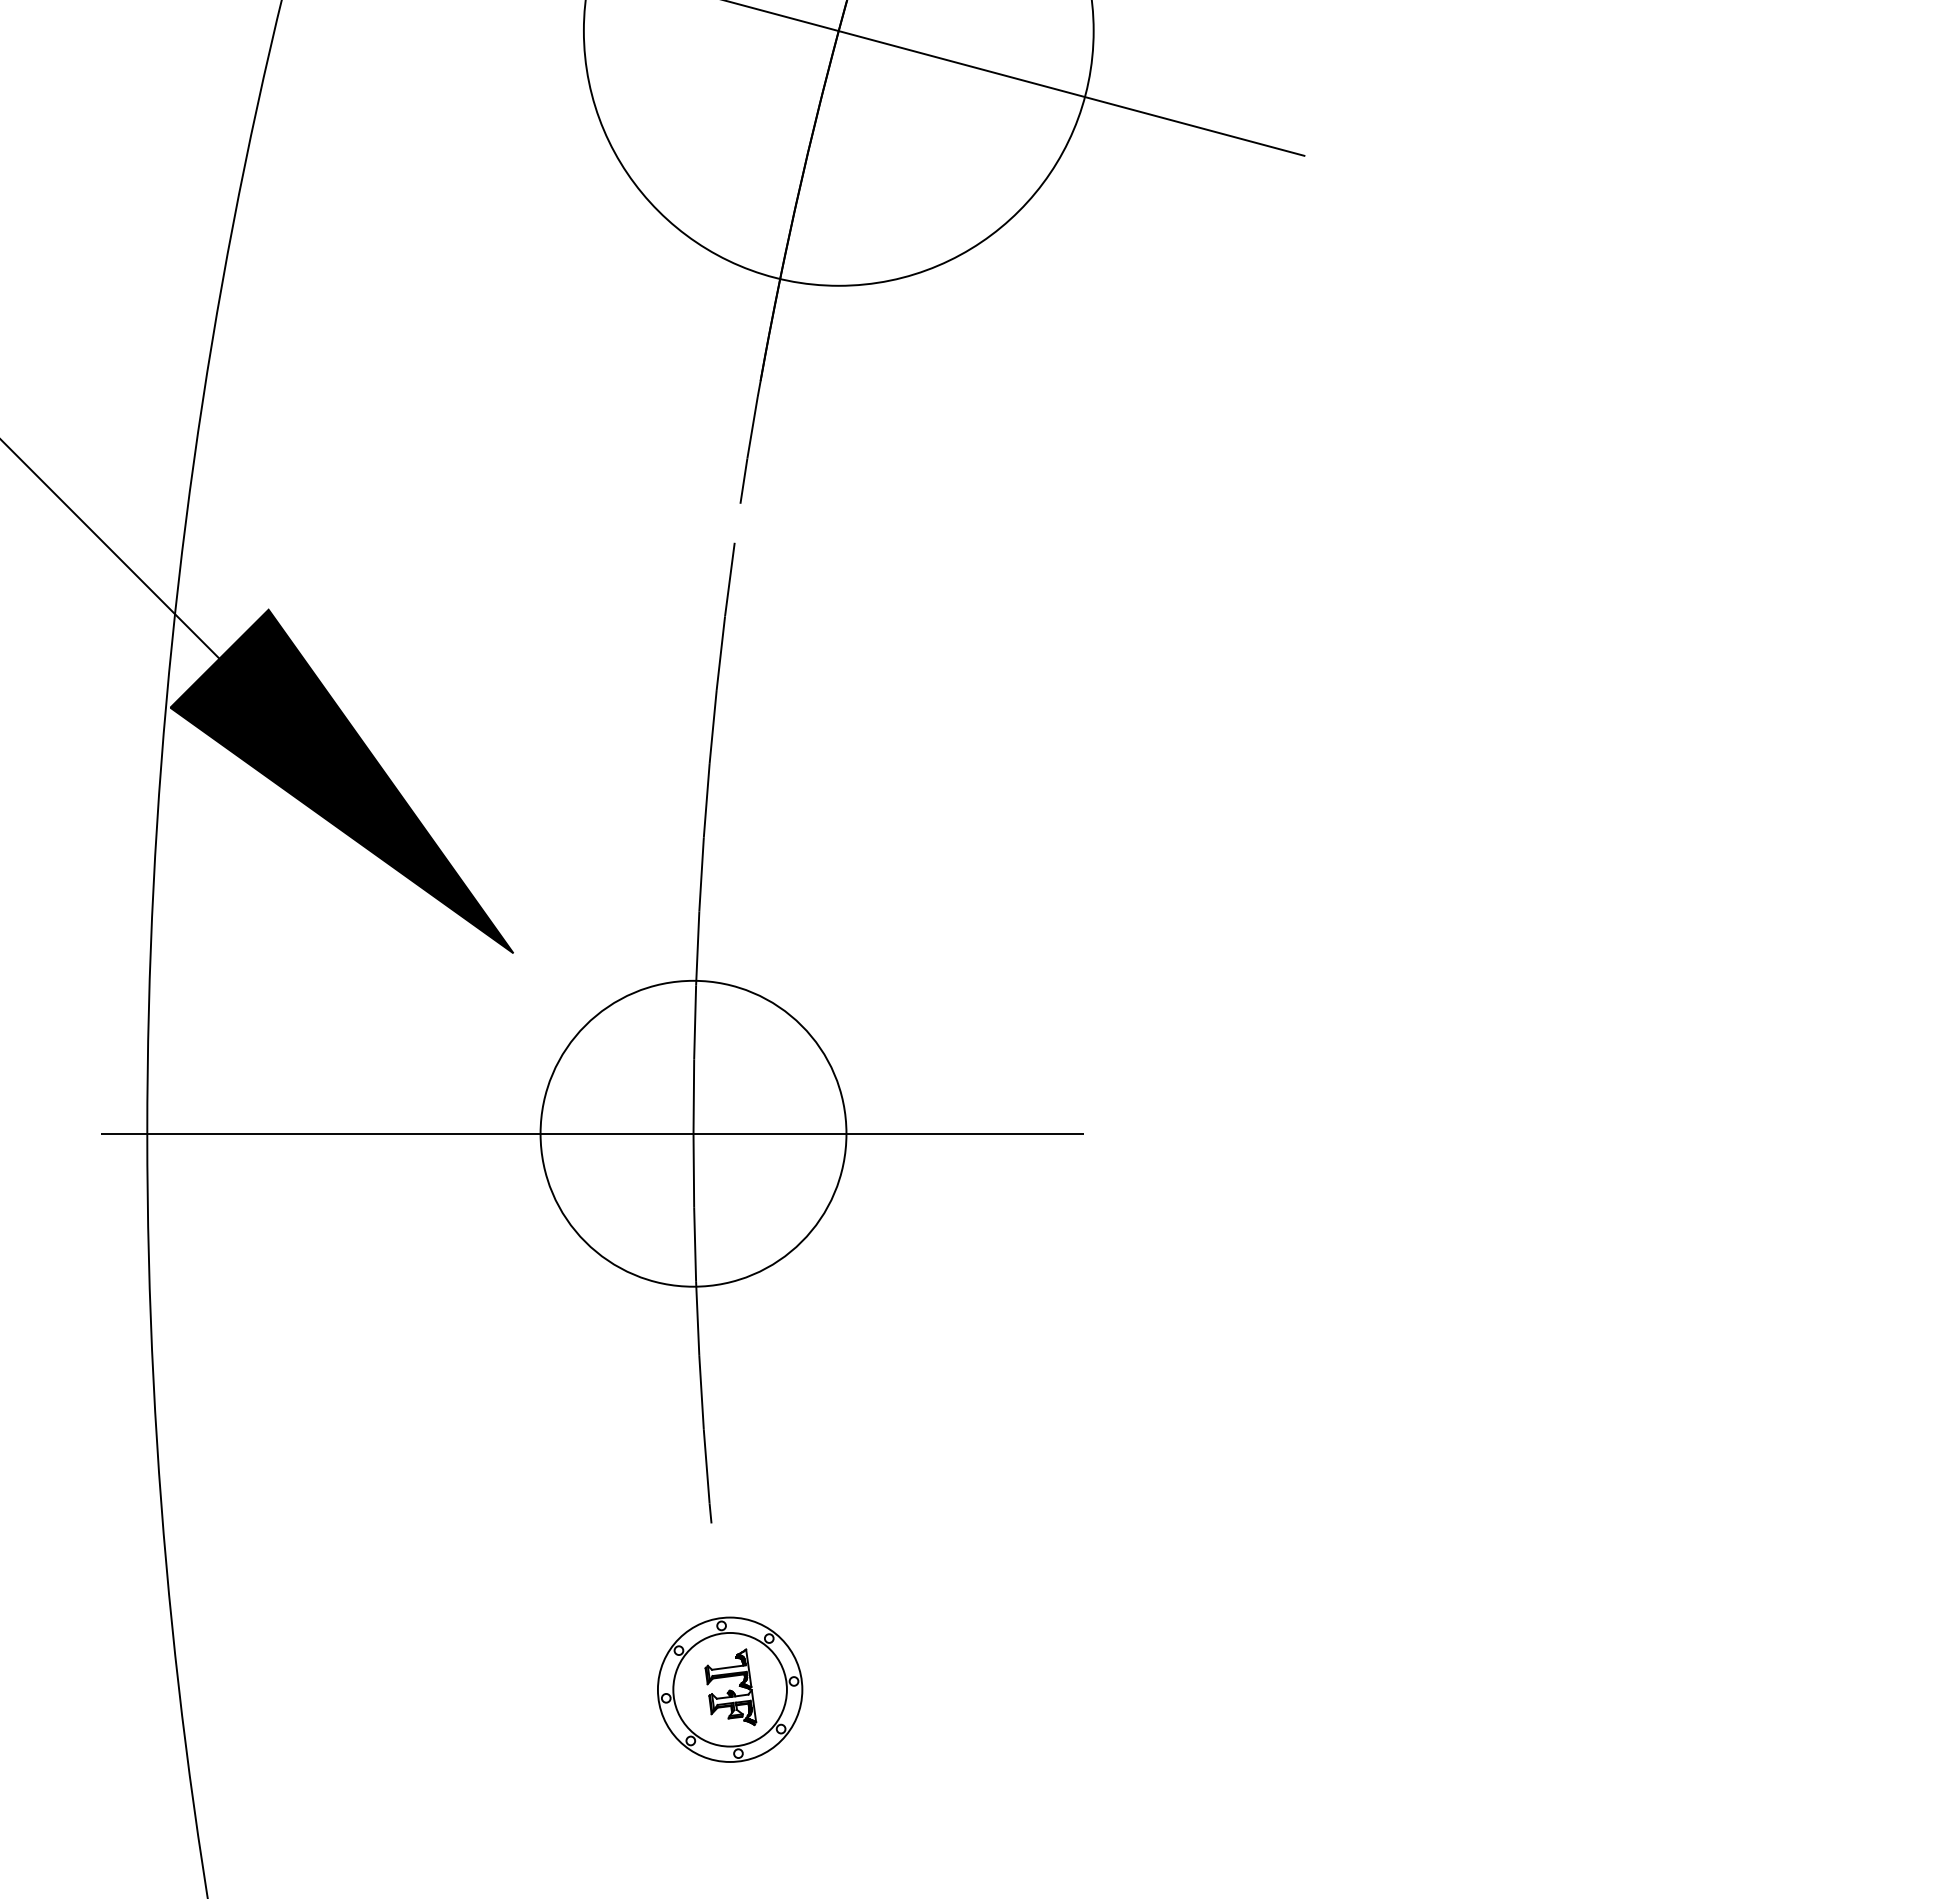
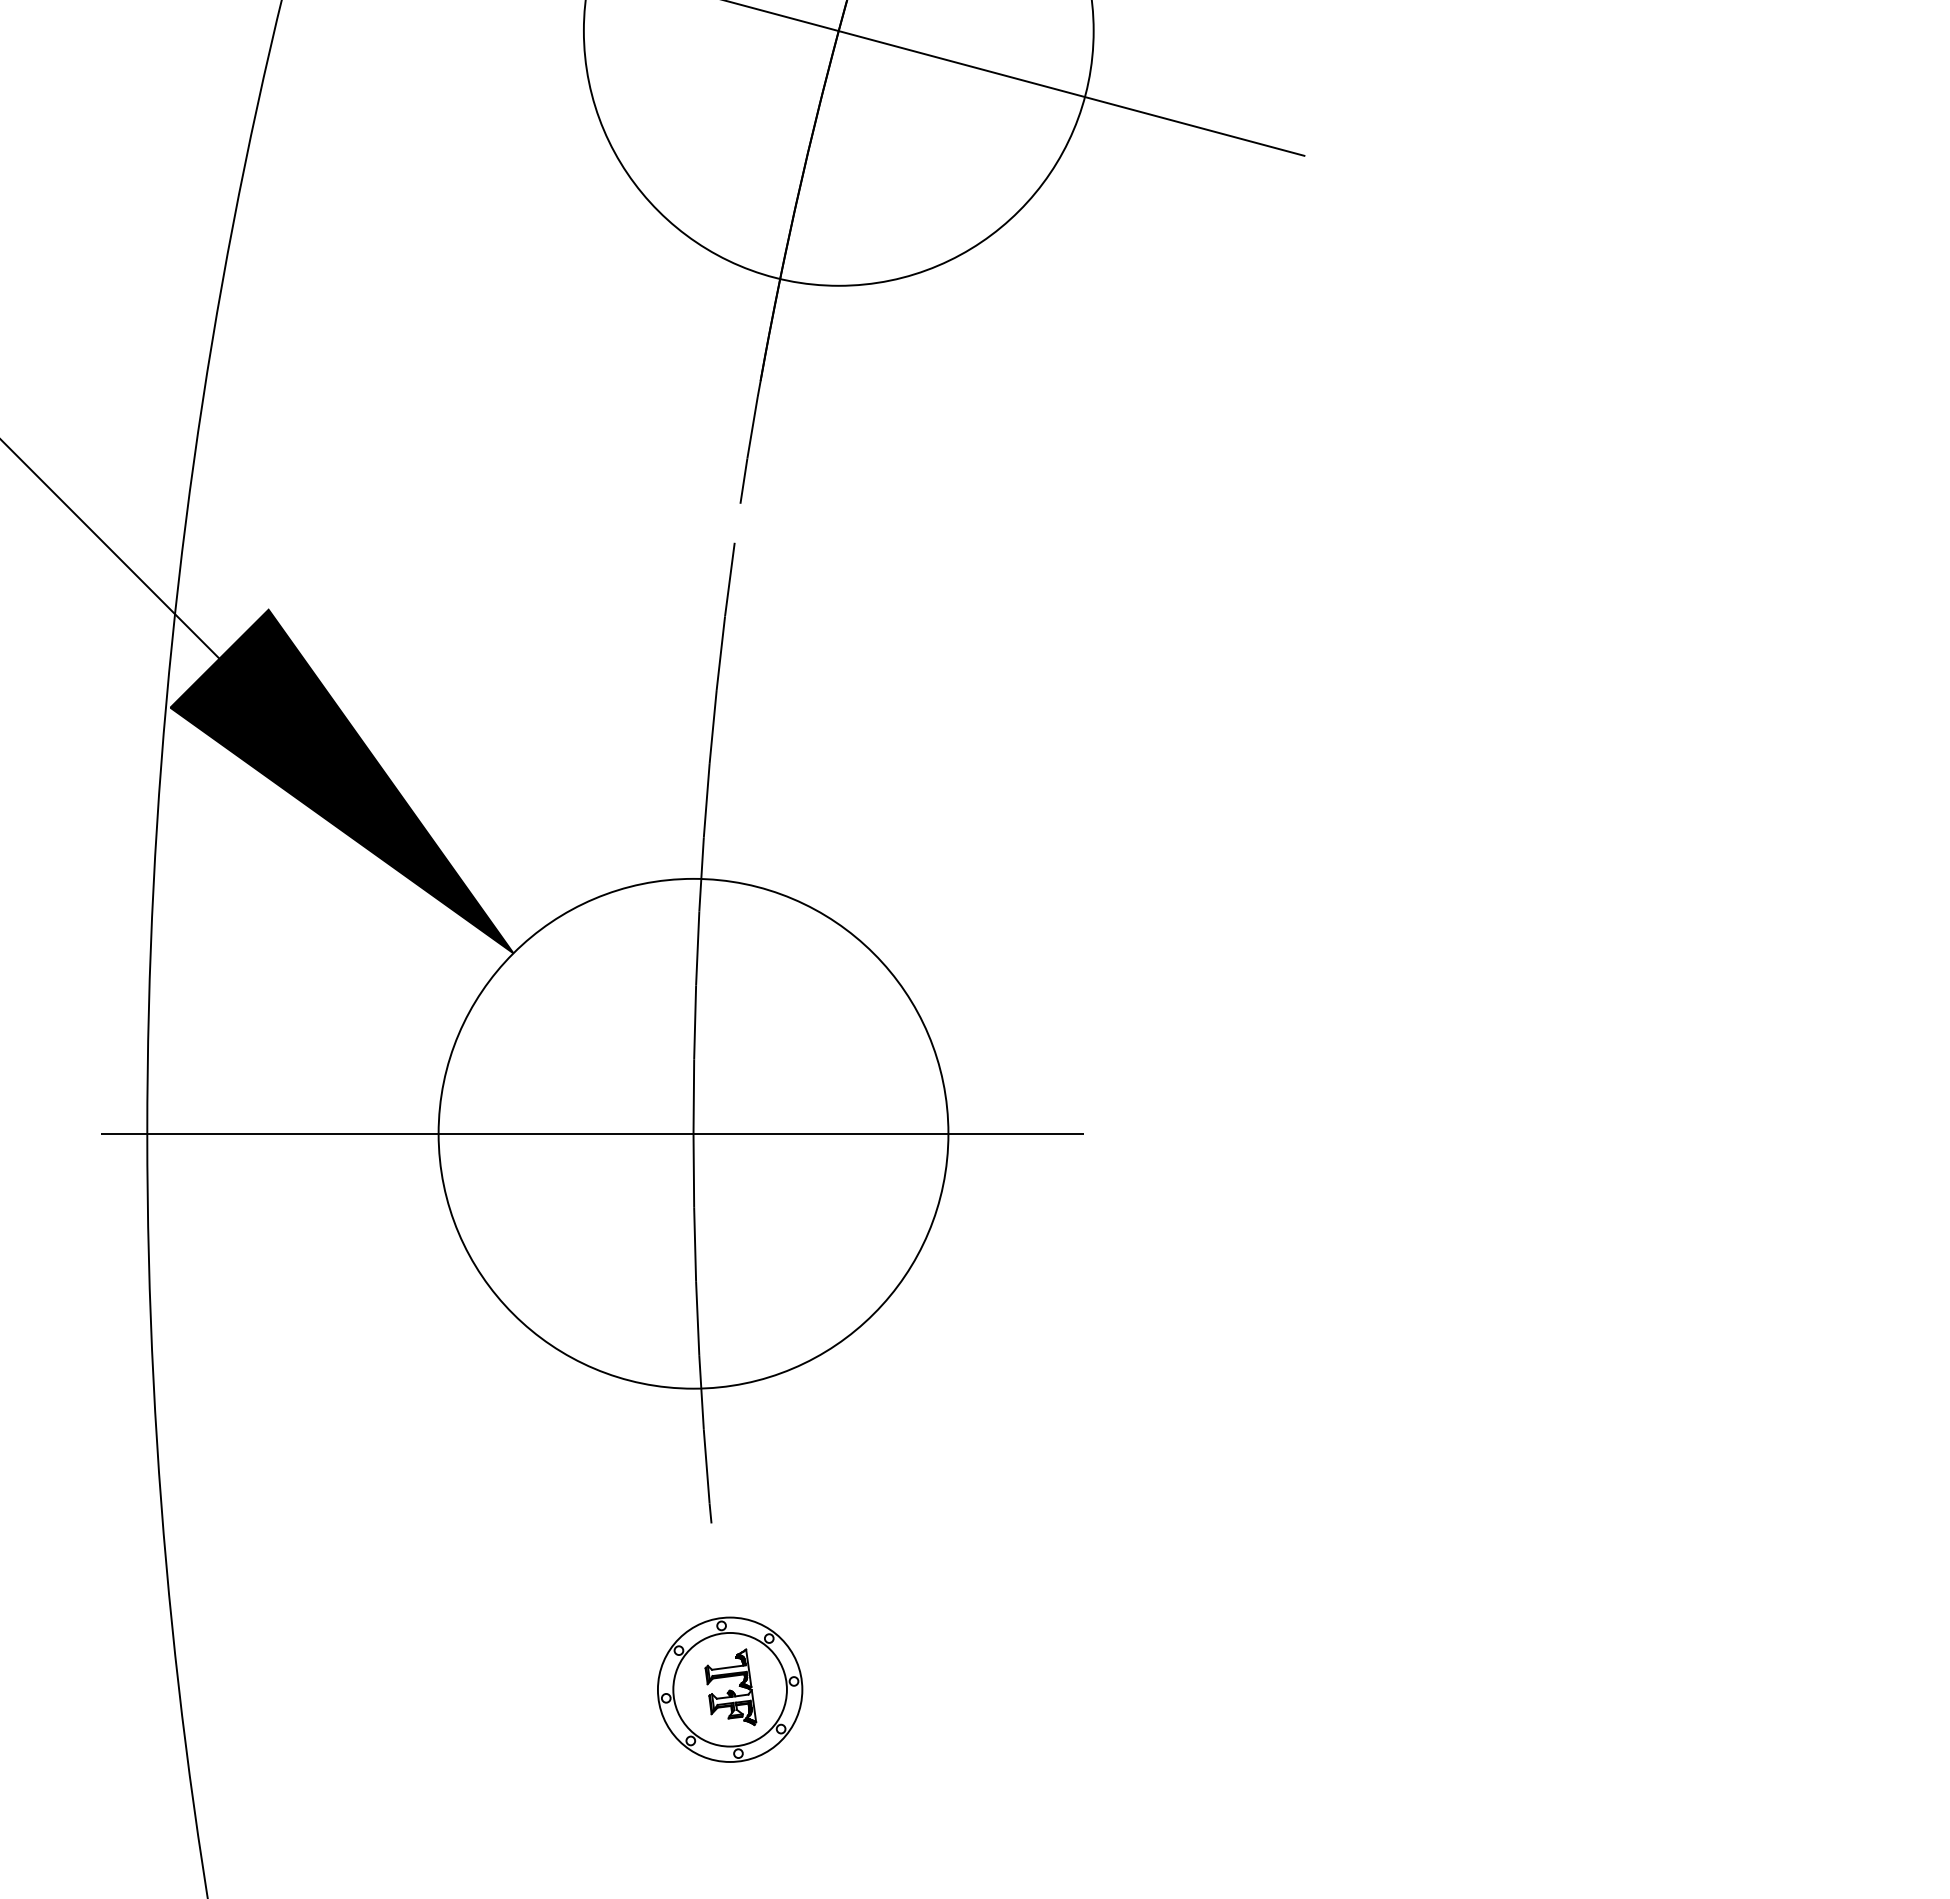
circle diameter: 306 px -> 510 px (693, 1133)
